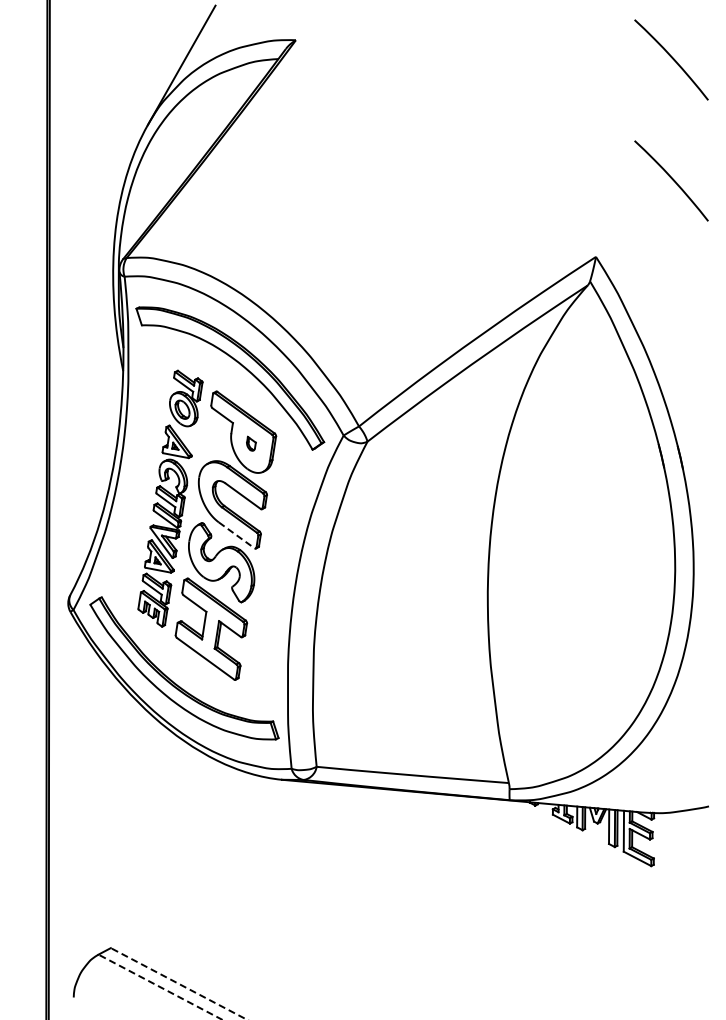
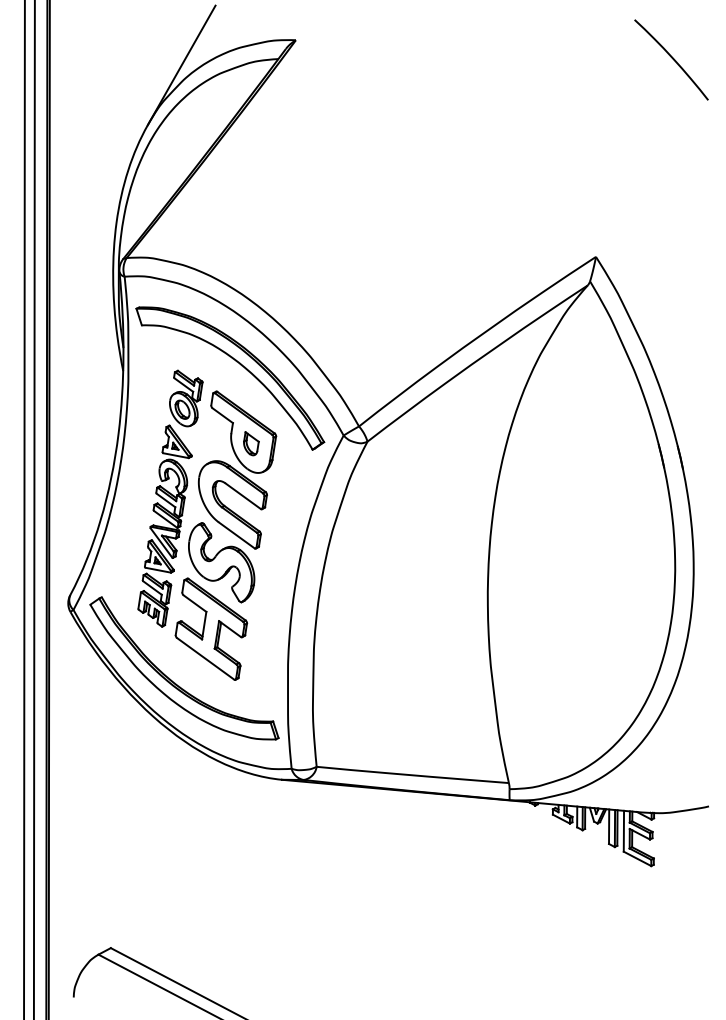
curve: present -> none (671, 179)
part size: 11x17 px -> 17x26 px (251, 443)
line: none -> present (24, 509)
line: none -> present (33, 509)
line: dashed -> solid (237, 535)
line: dashed -> solid (178, 983)
line: dashed -> solid (160, 987)
